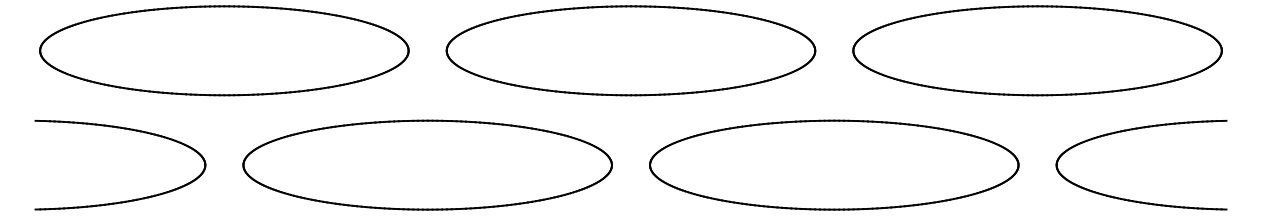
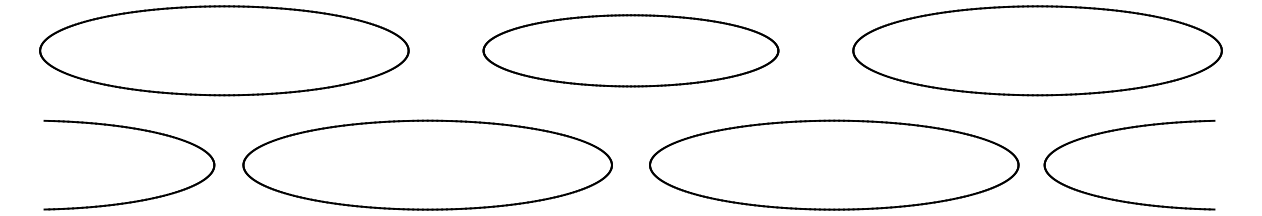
part size: 372x92 px -> 298x74 px (630, 50)
part position: (123, 129) -> (132, 129) (132, 129)
part position: (1138, 129) -> (1126, 129) (1126, 129)
